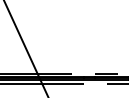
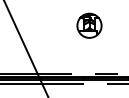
part: none -> present (89, 25)
